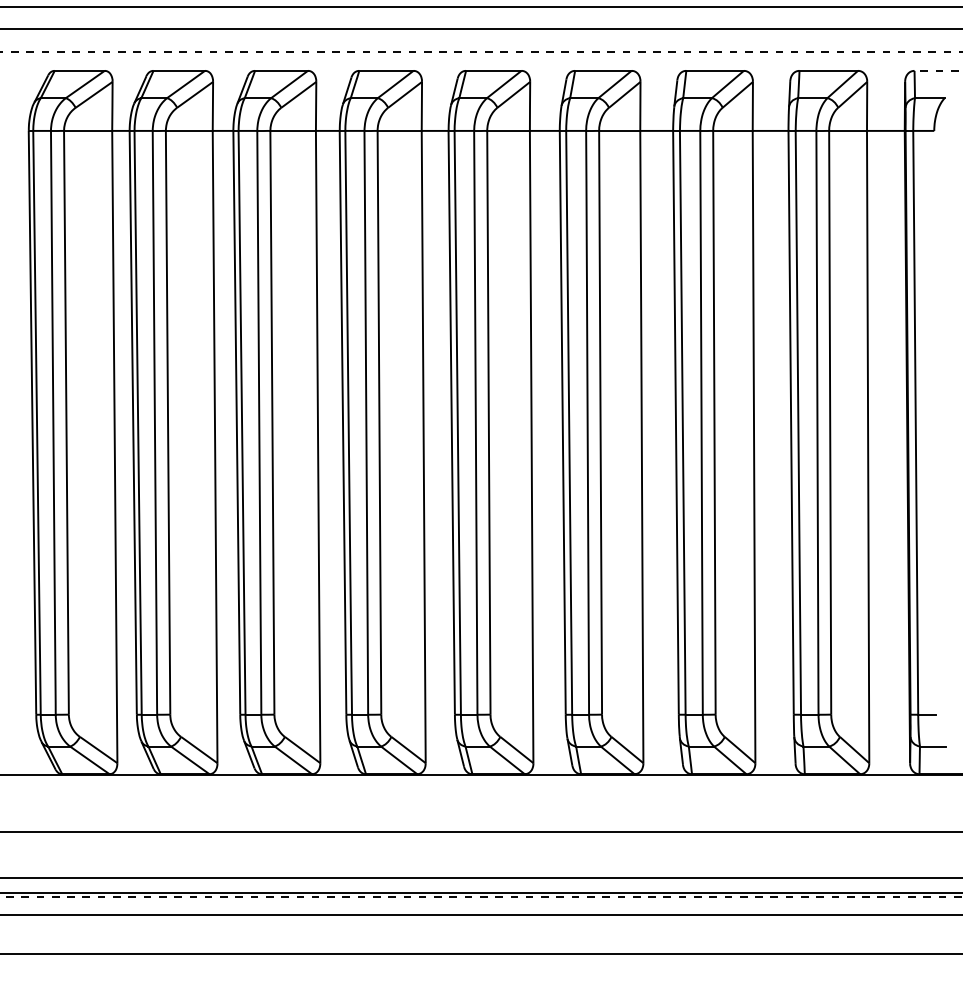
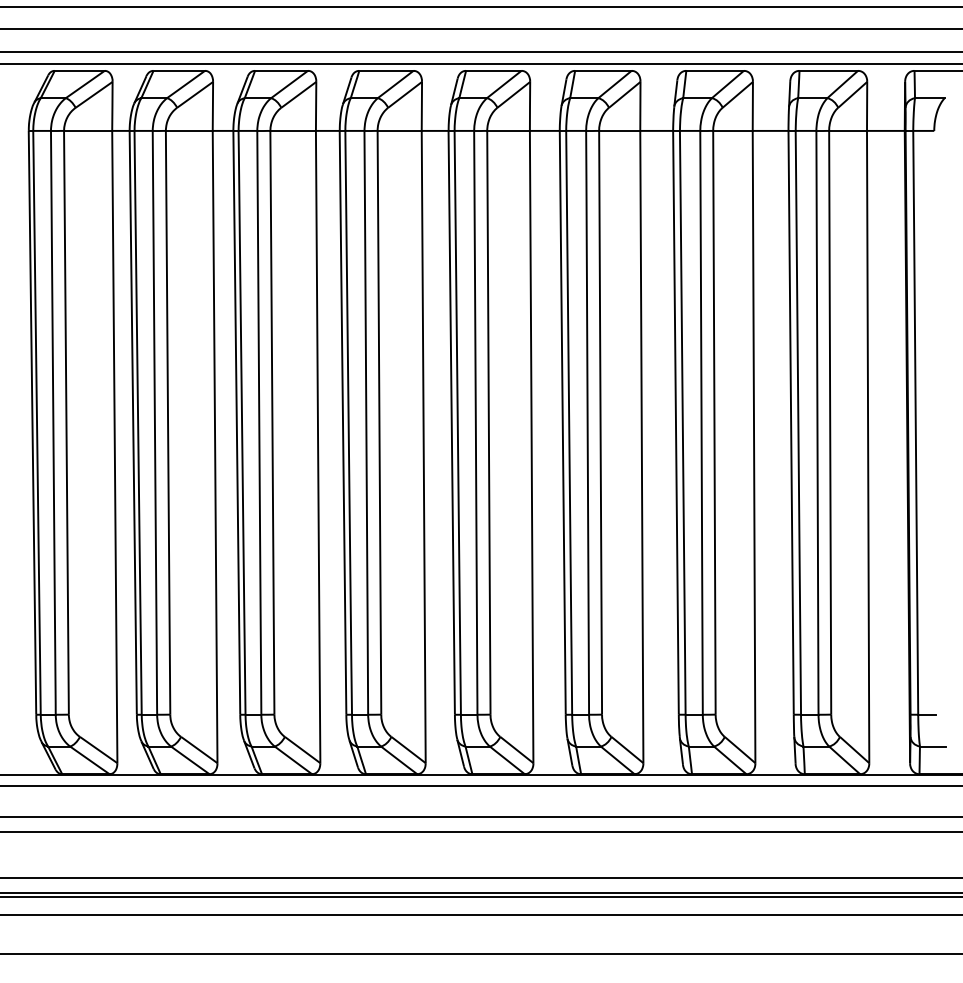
line: dashed -> solid (481, 52)
line: none -> present (480, 63)
line: dashed -> solid (938, 70)
line: none -> present (480, 786)
line: none -> present (480, 816)
line: dashed -> solid (481, 897)
